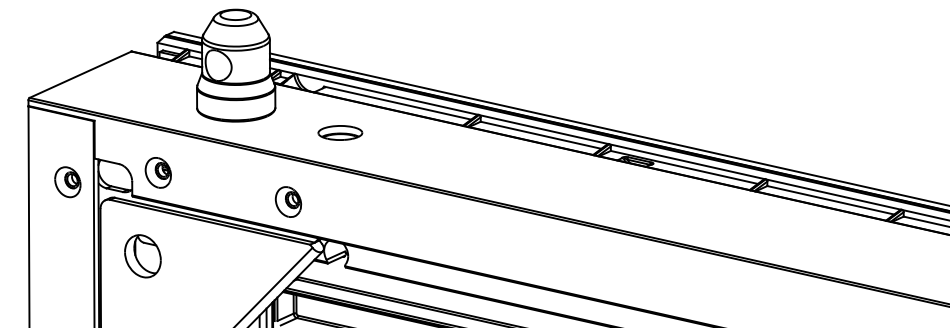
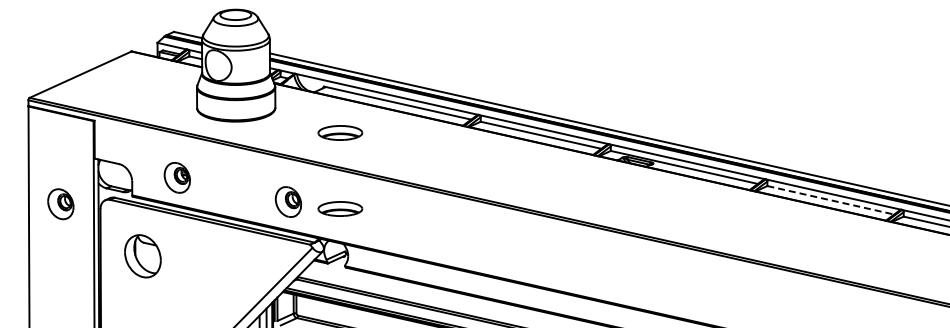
part position: (157, 172) -> (176, 177) (176, 177)
part position: (67, 182) -> (60, 204) (60, 204)
line: solid -> dashed (831, 200)
part: none -> present (340, 208)
